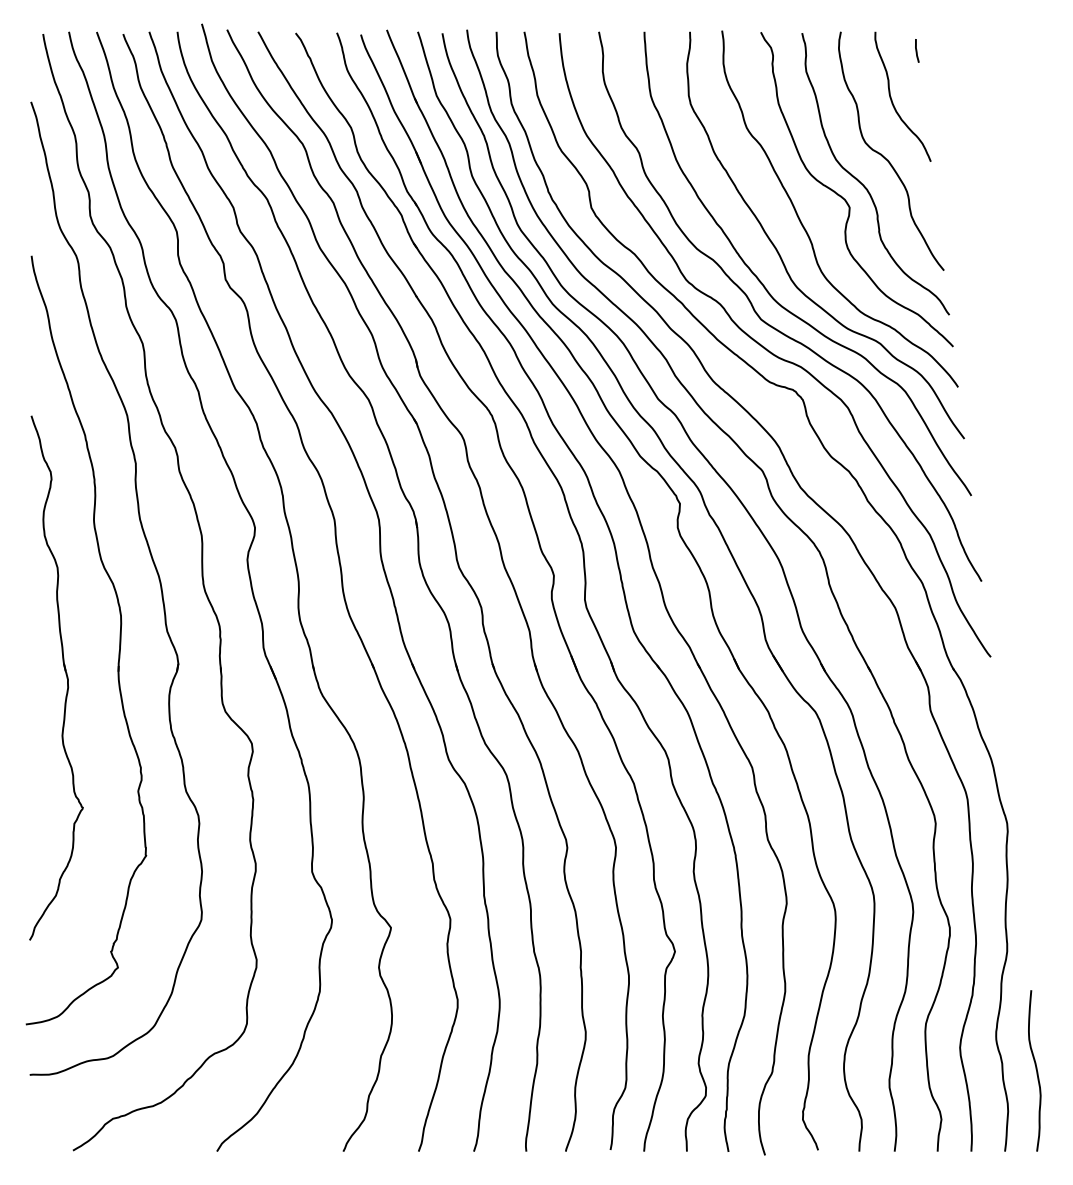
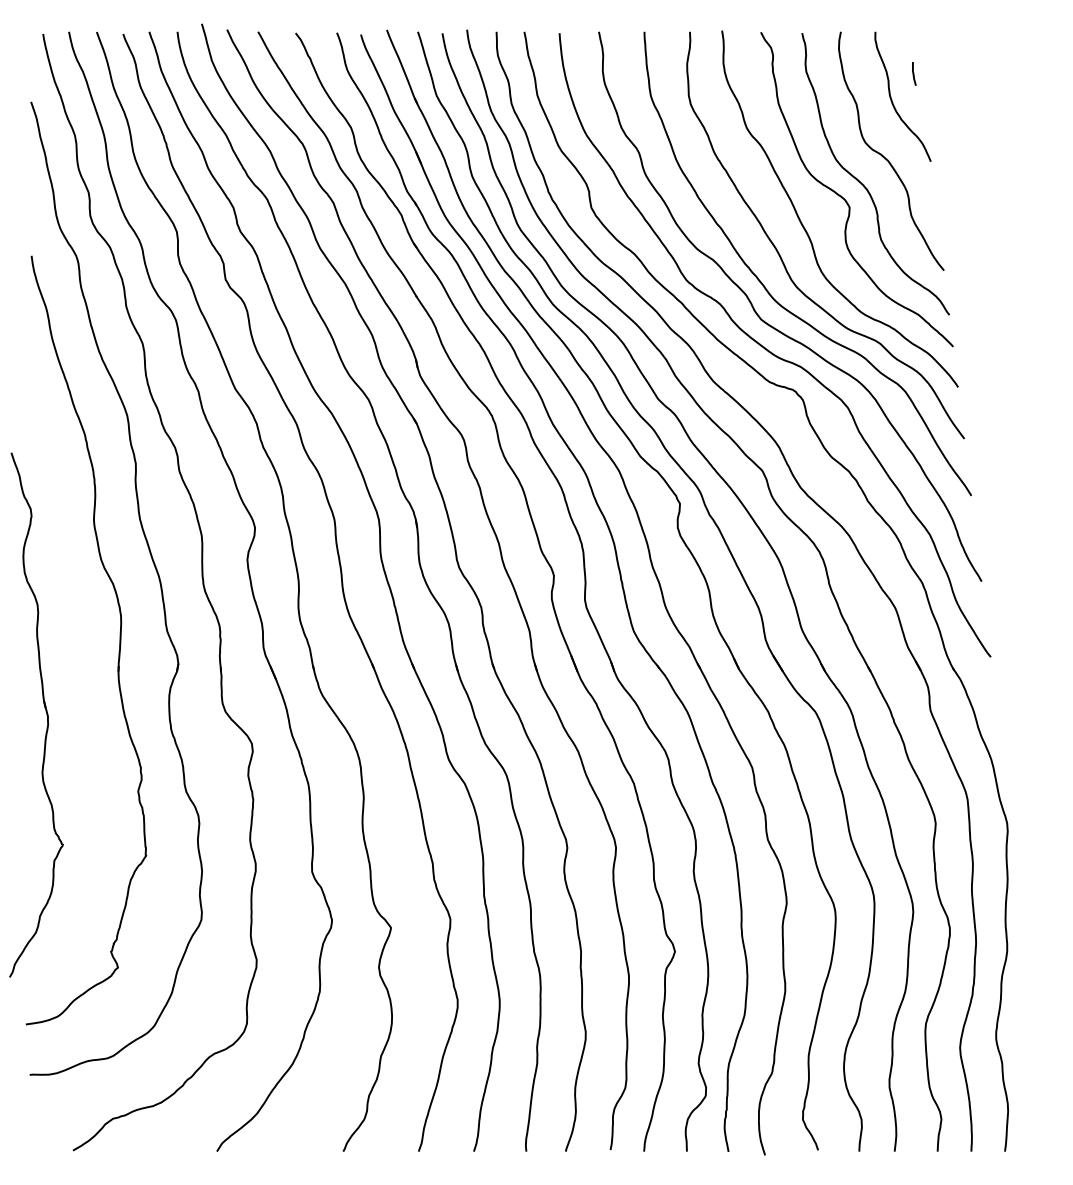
curve position: (917, 50) -> (914, 73) (914, 73)
part position: (65, 674) -> (45, 711) (45, 711)
curve: present -> none (1035, 1069)
